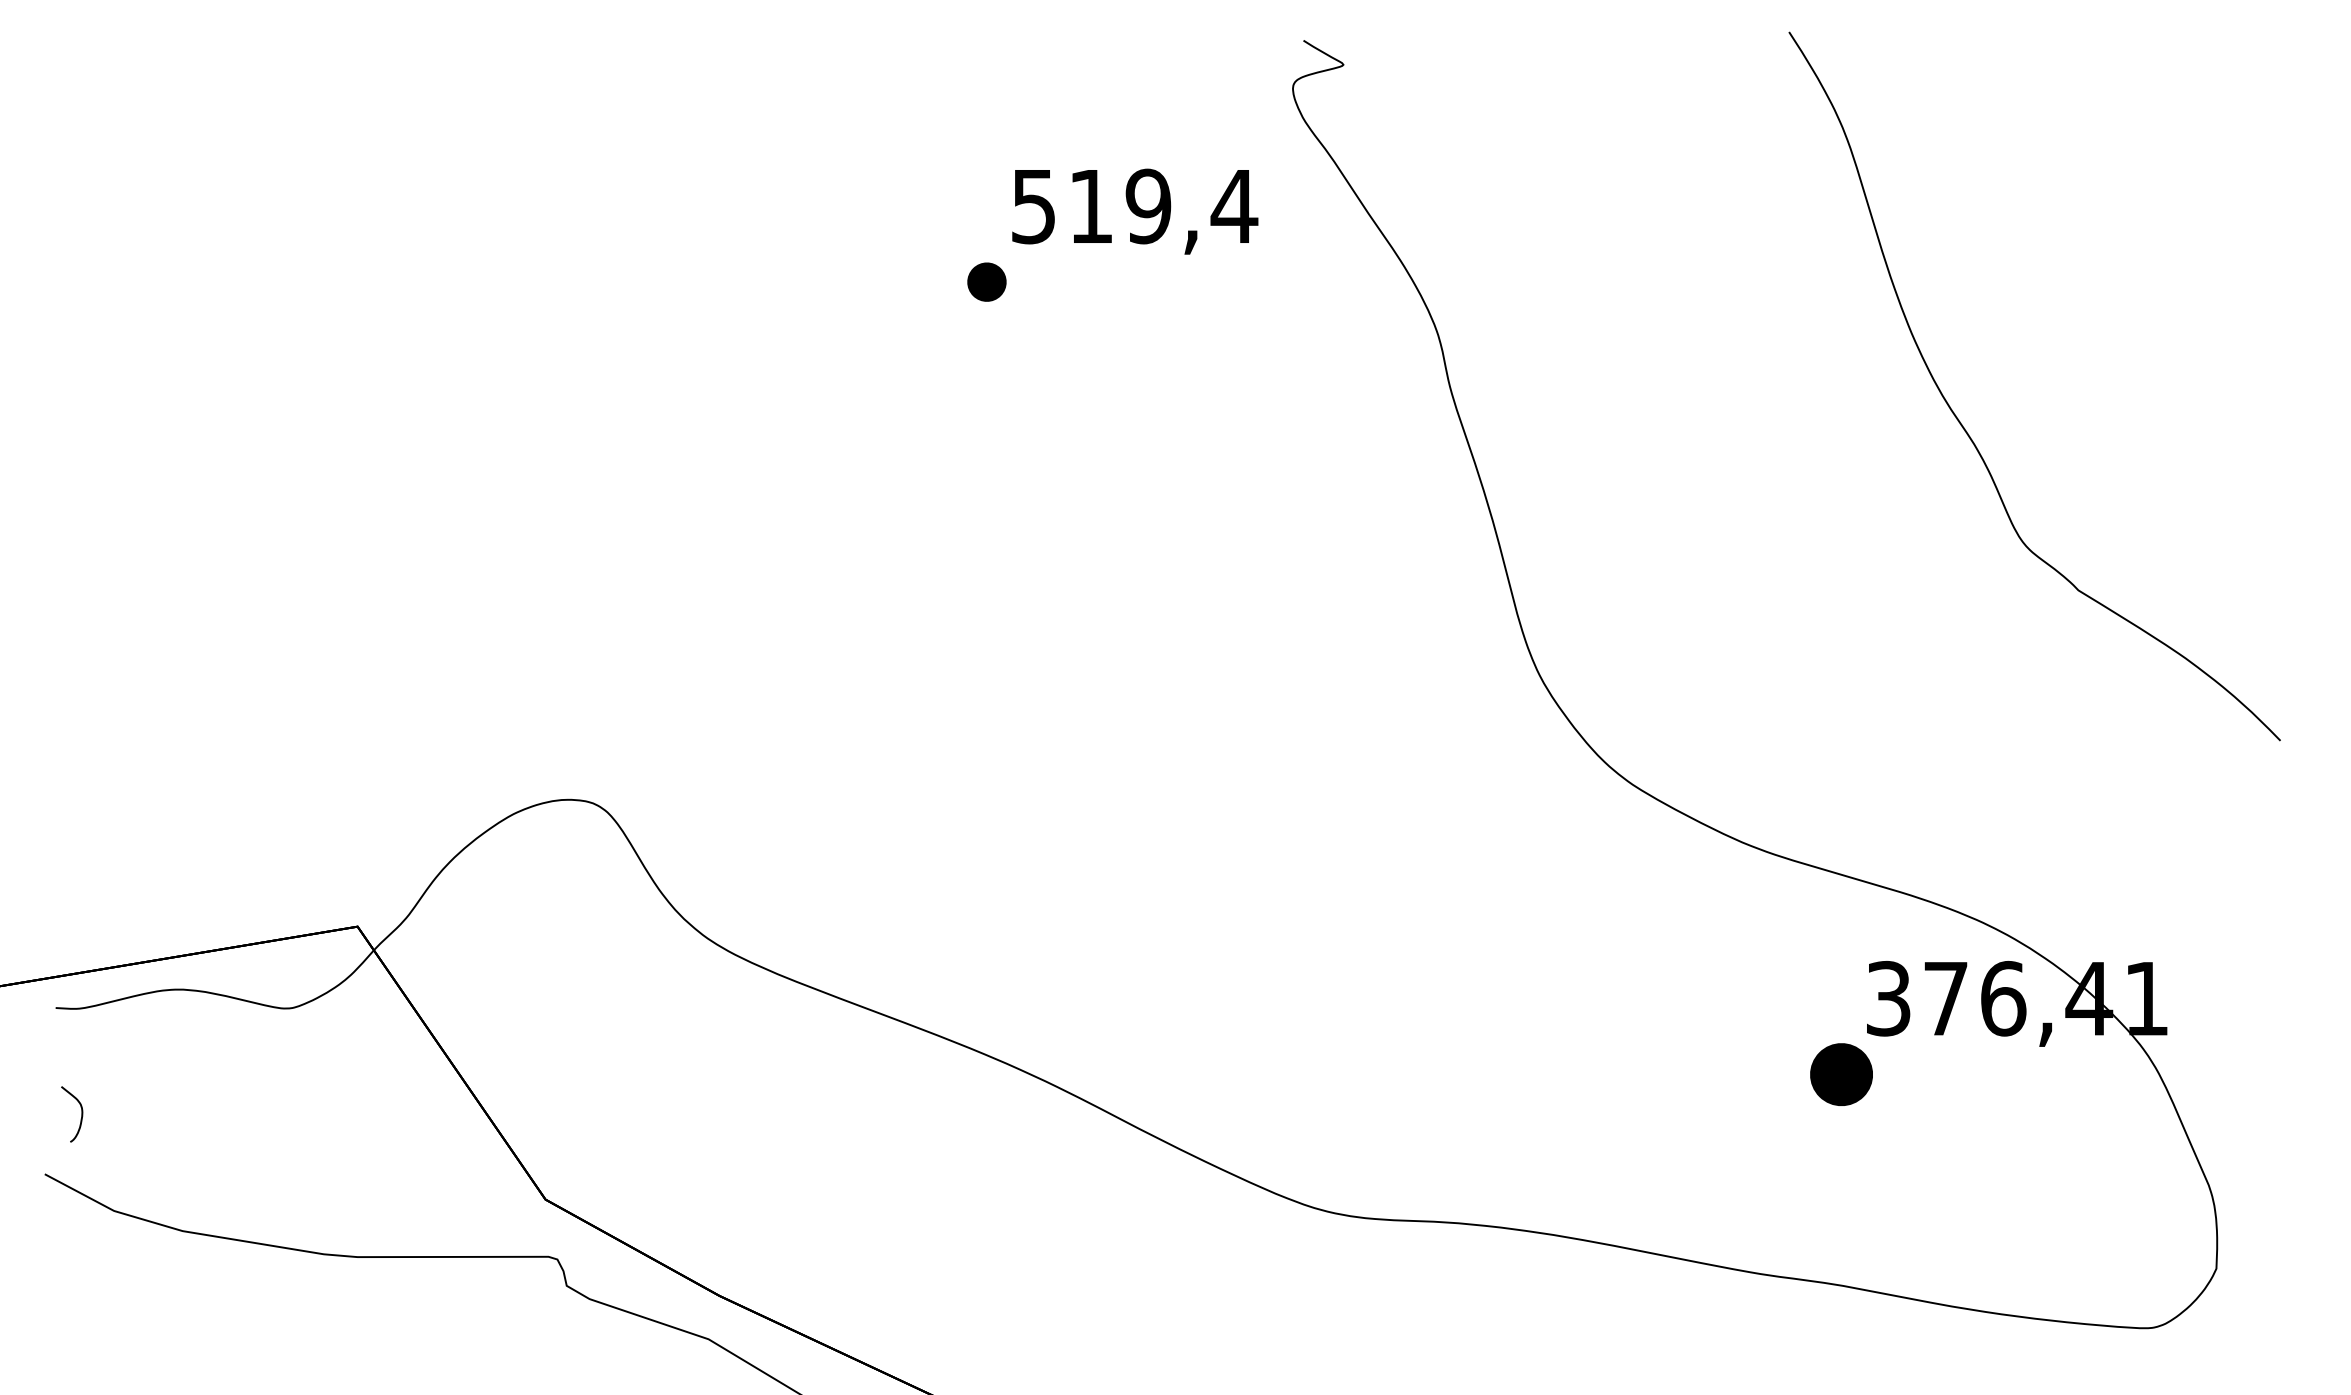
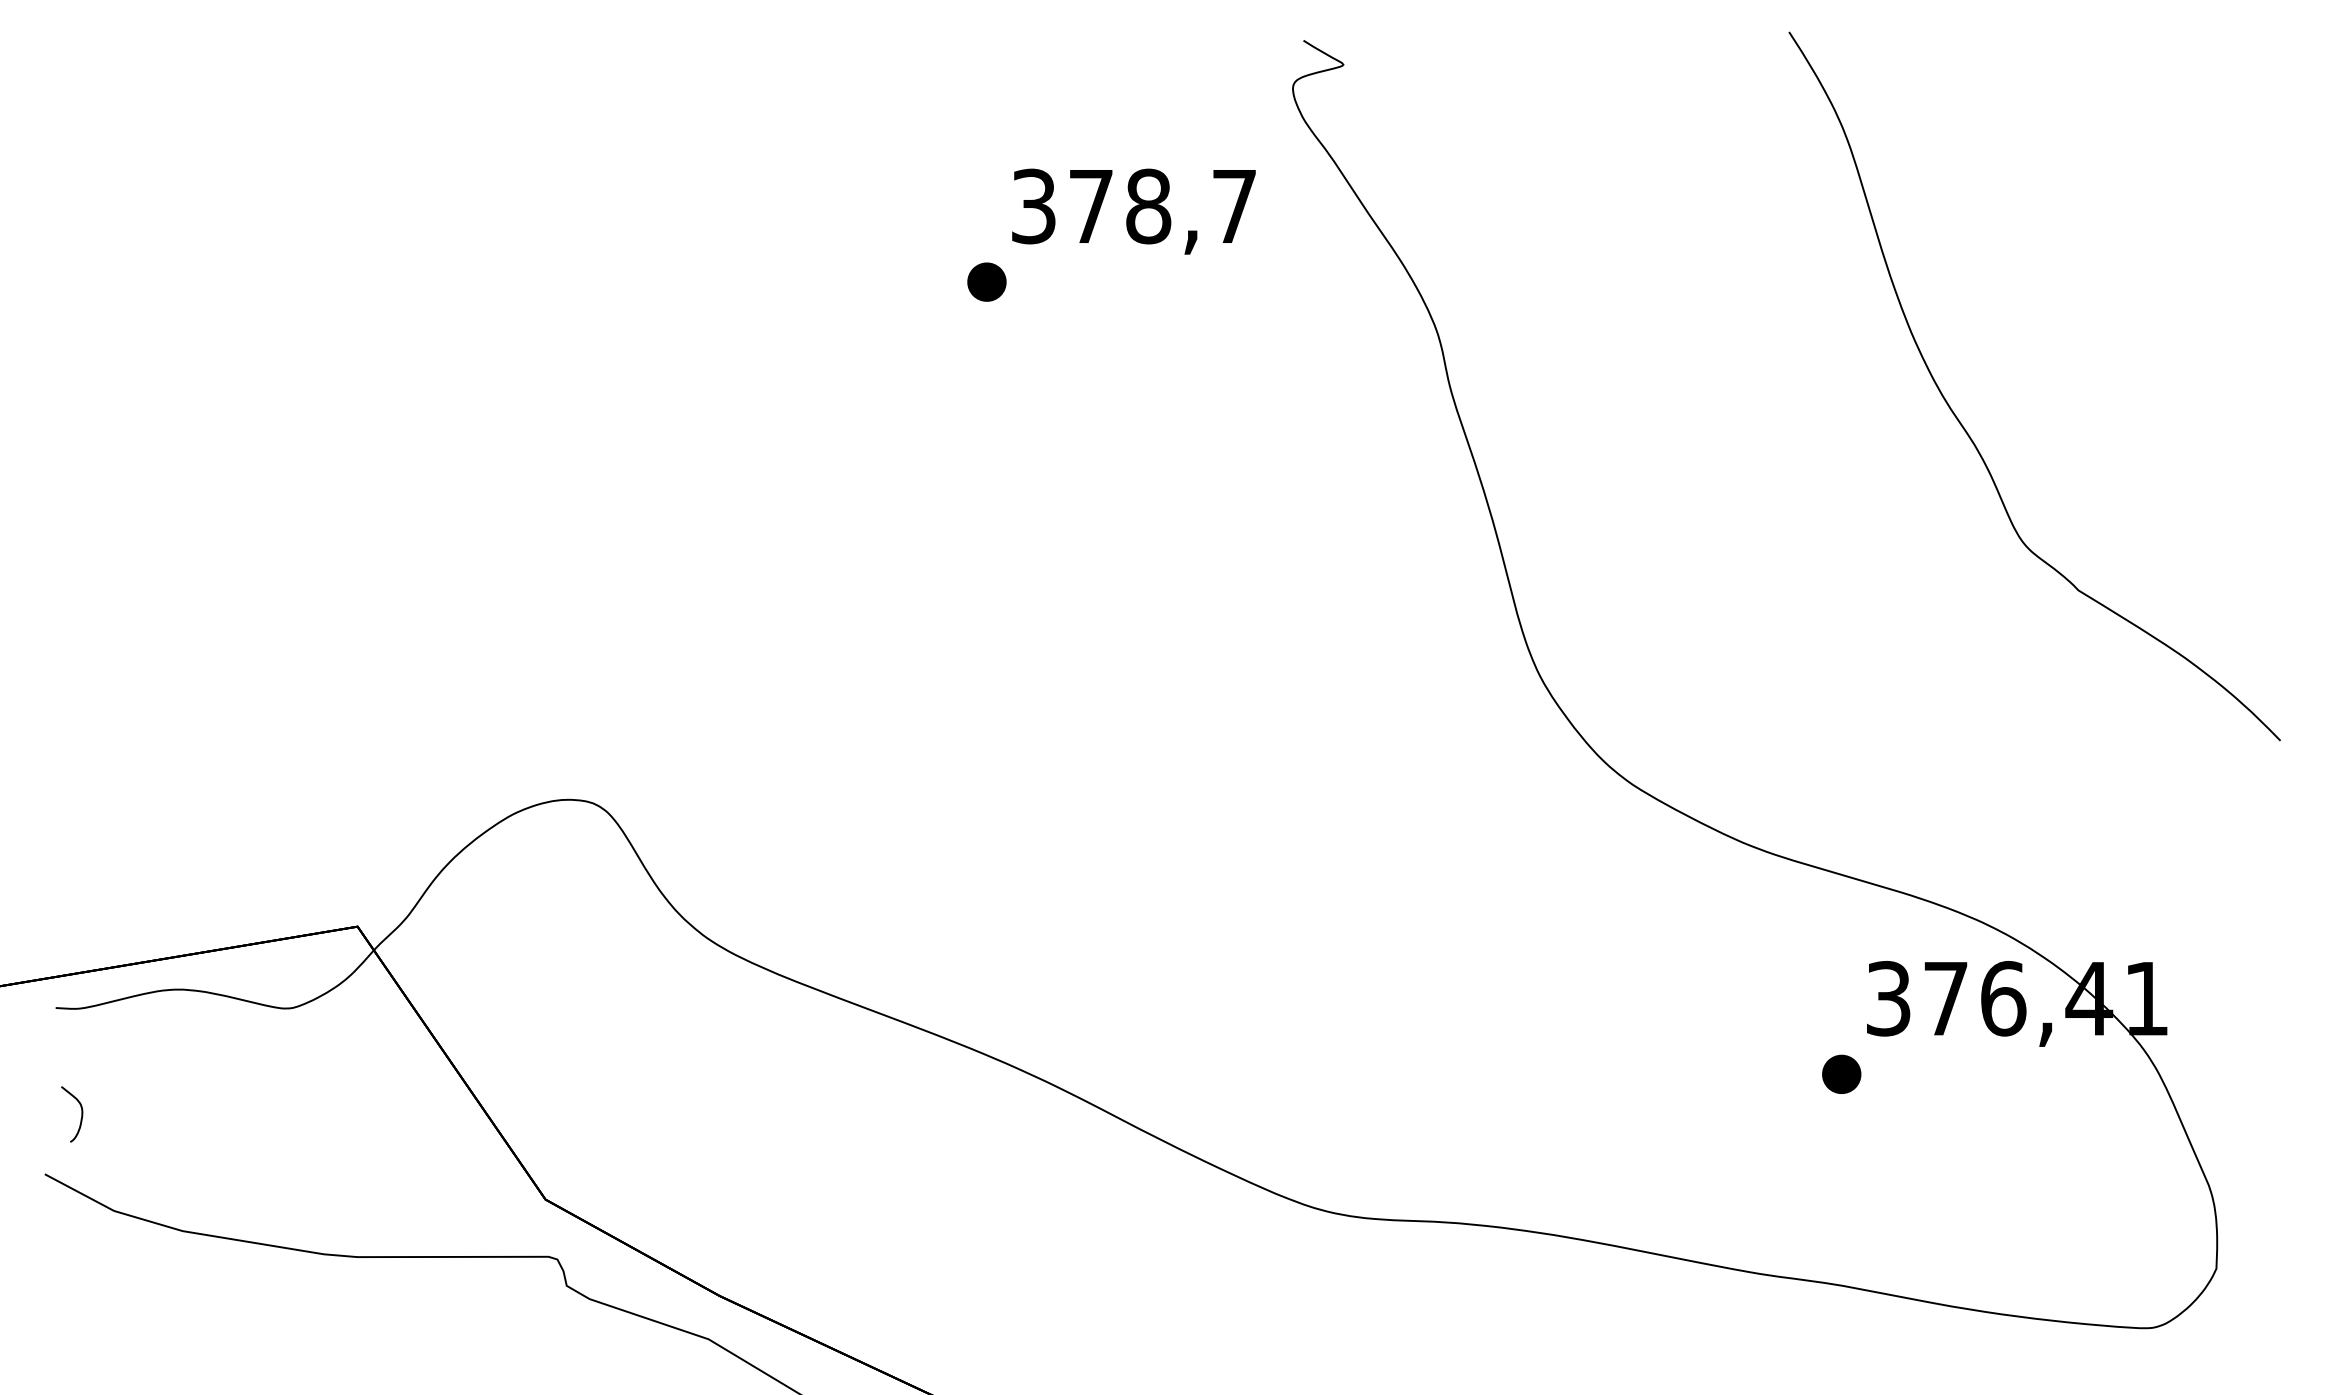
text: 519,4 -> 378,7 (1135, 206)
part size: 63x63 px -> 40x40 px (1841, 1073)
